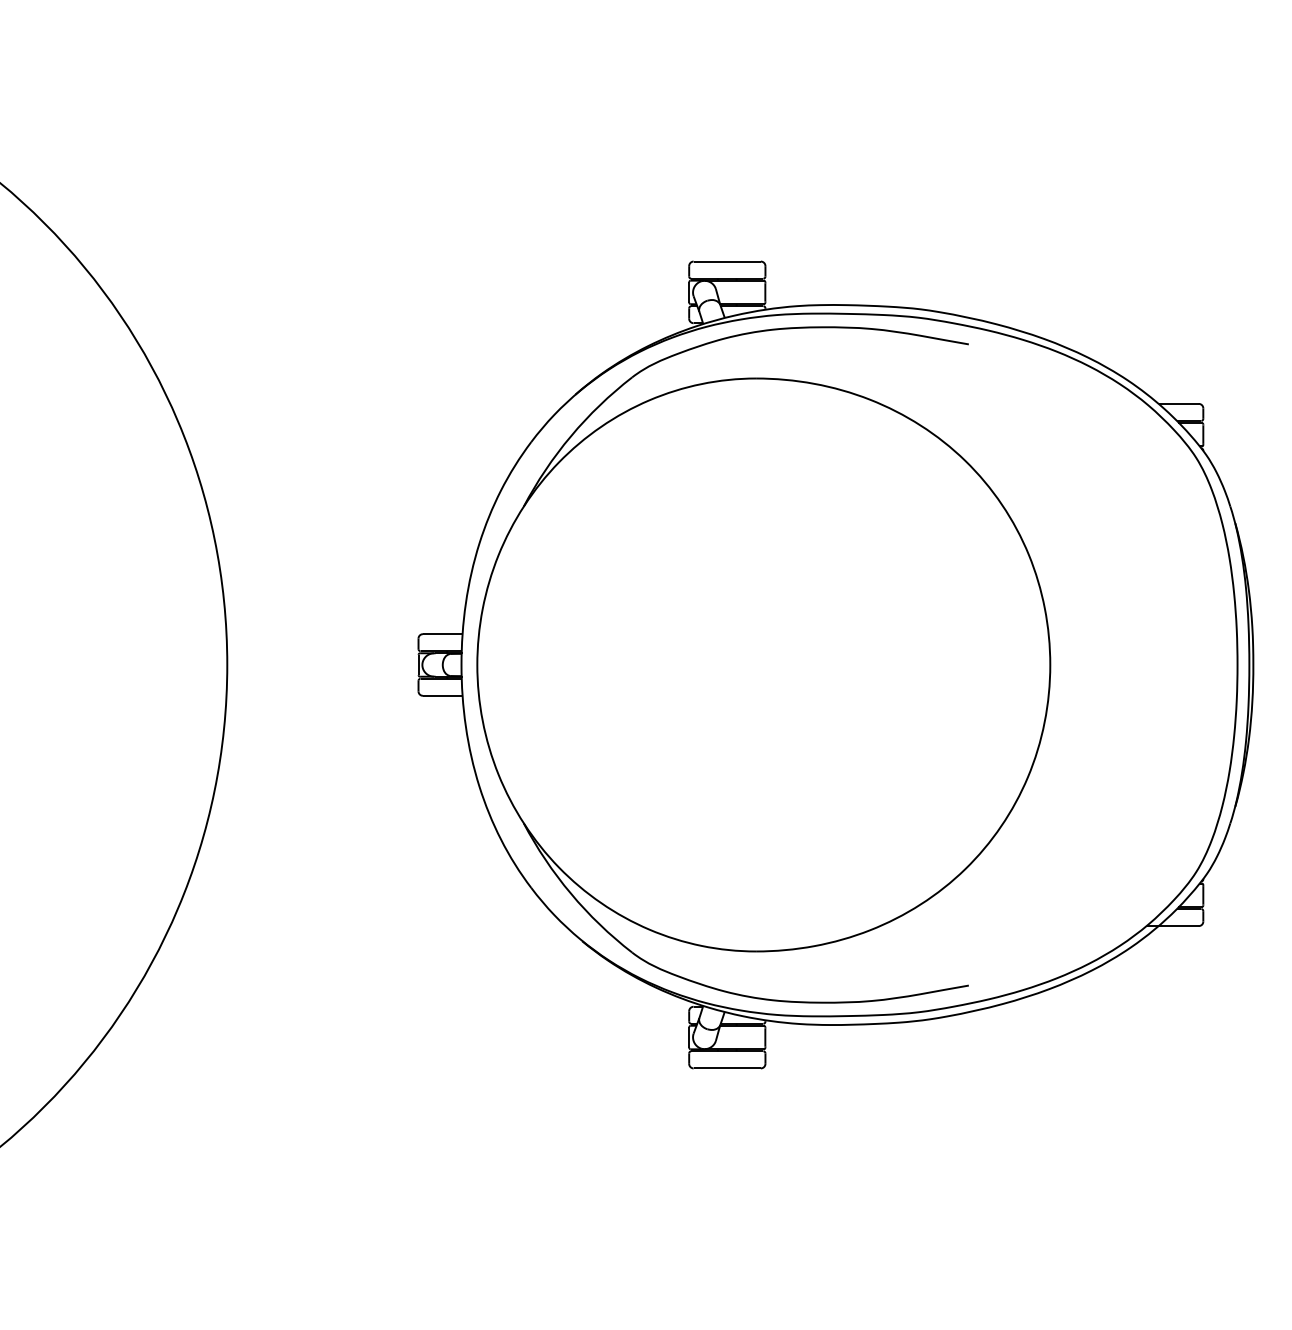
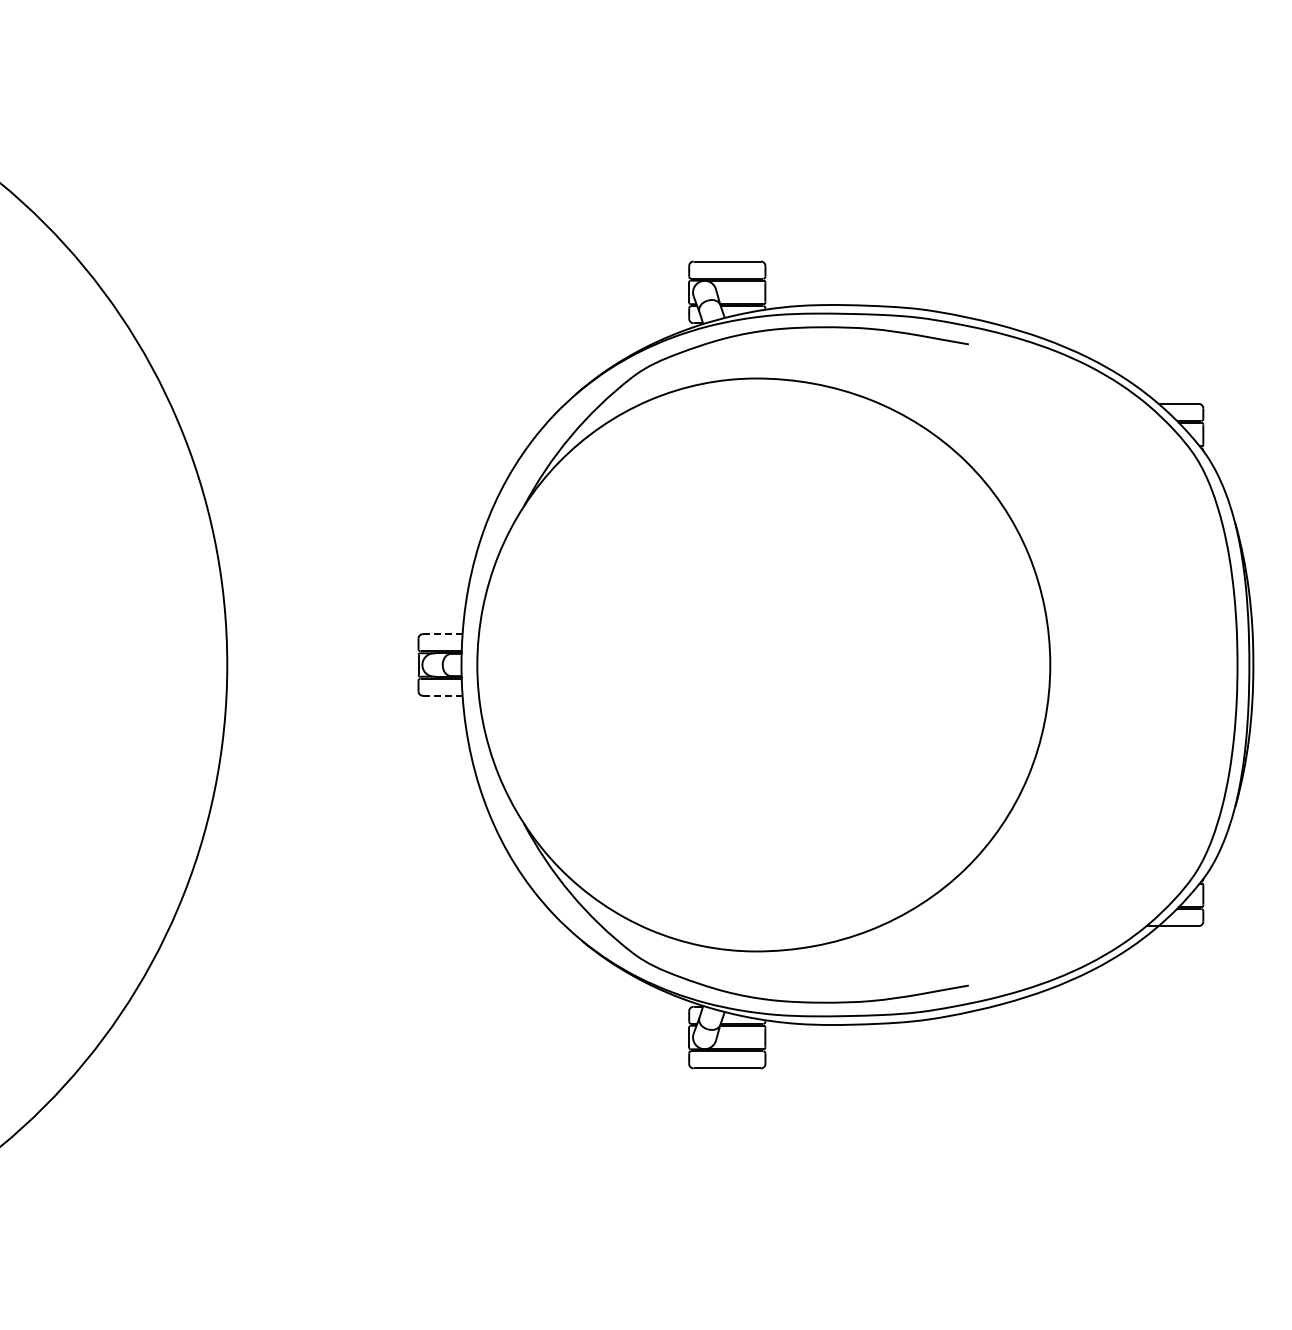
line: solid -> dashed (442, 634)
line: solid -> dashed (442, 695)
